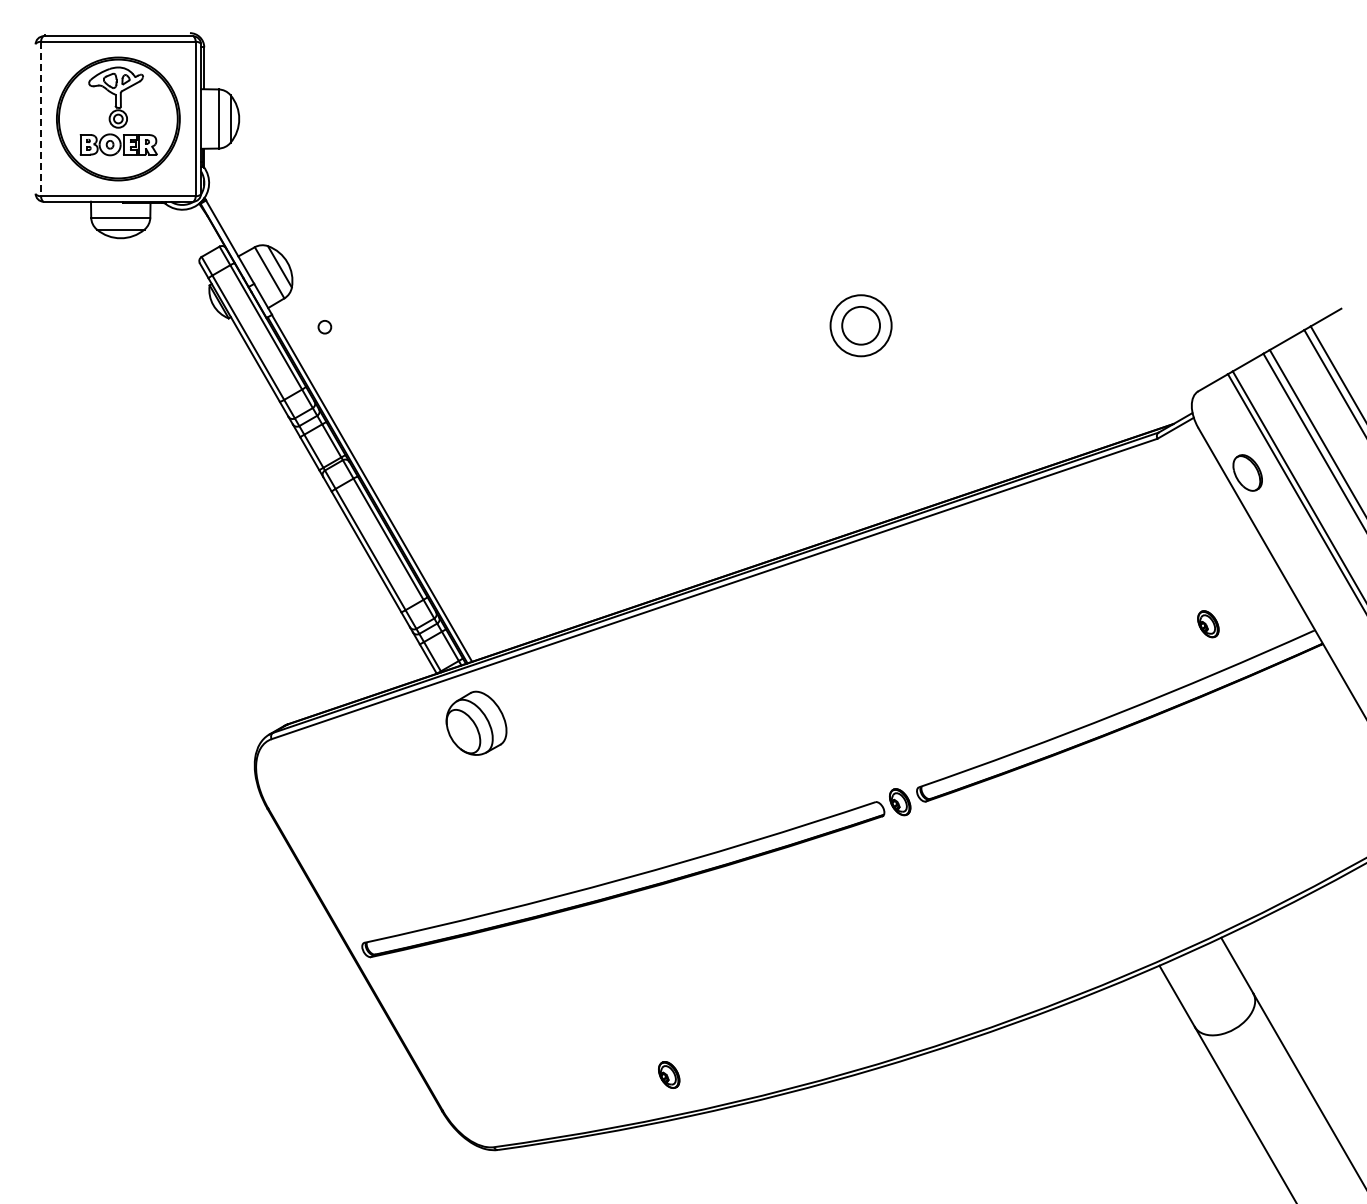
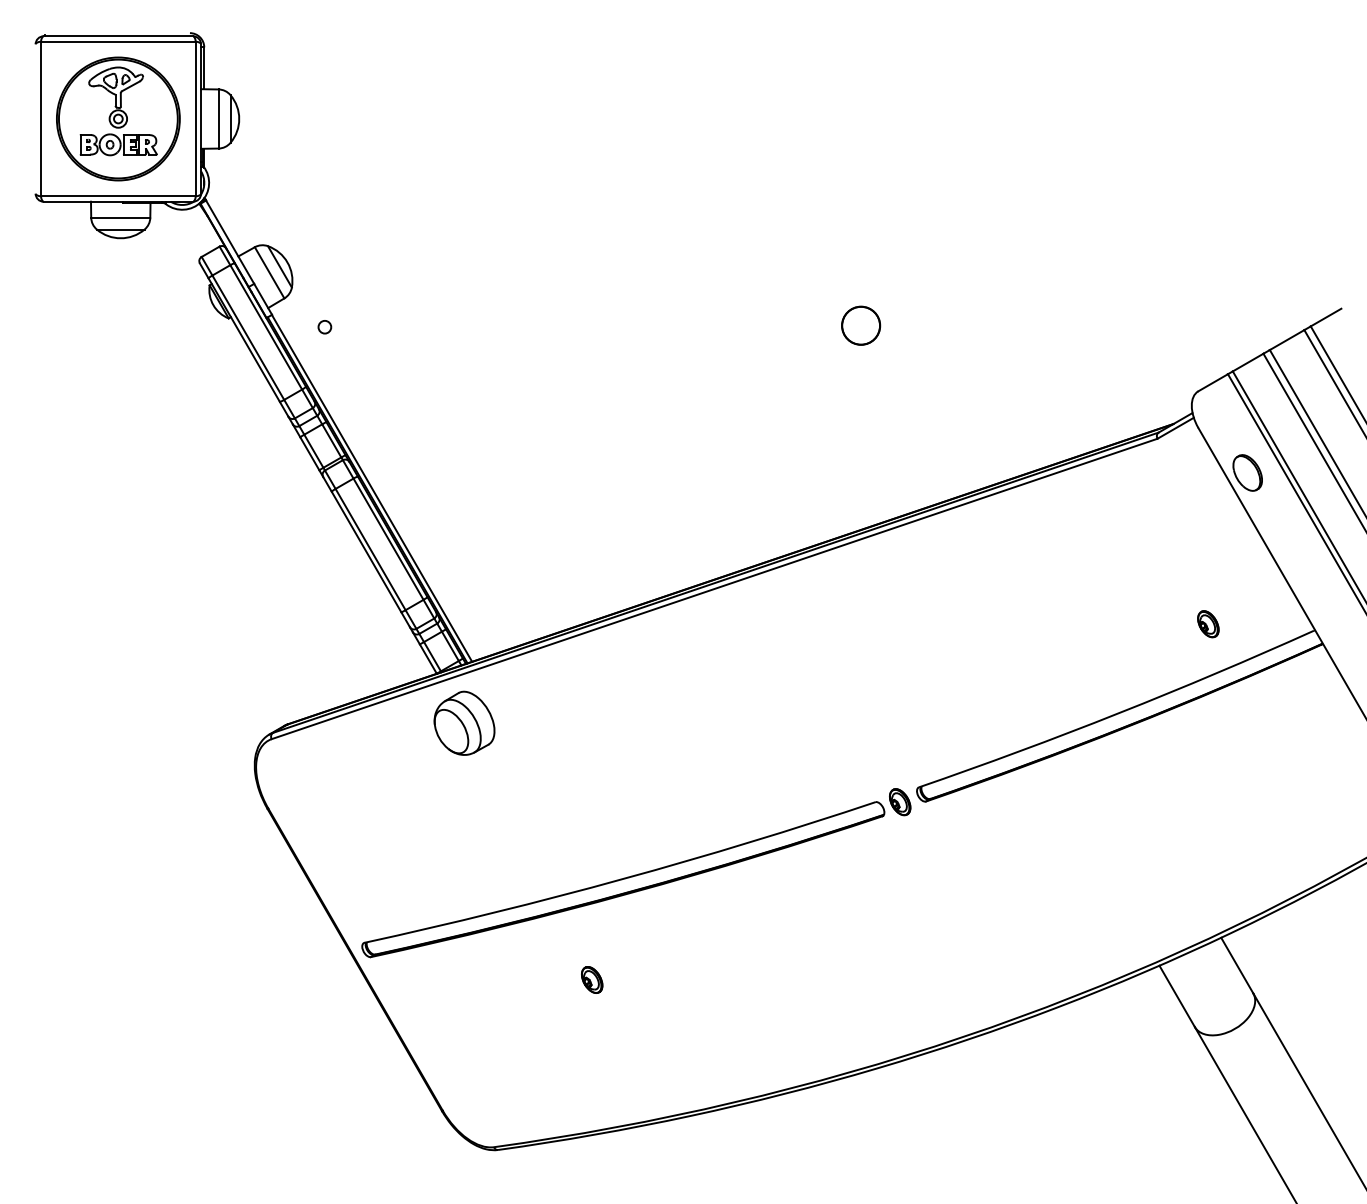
line: dashed -> solid (41, 119)
circle diameter: 61 px -> 38 px (861, 325)
part position: (476, 722) -> (464, 722) (464, 722)
part position: (669, 1074) -> (592, 979) (592, 979)
